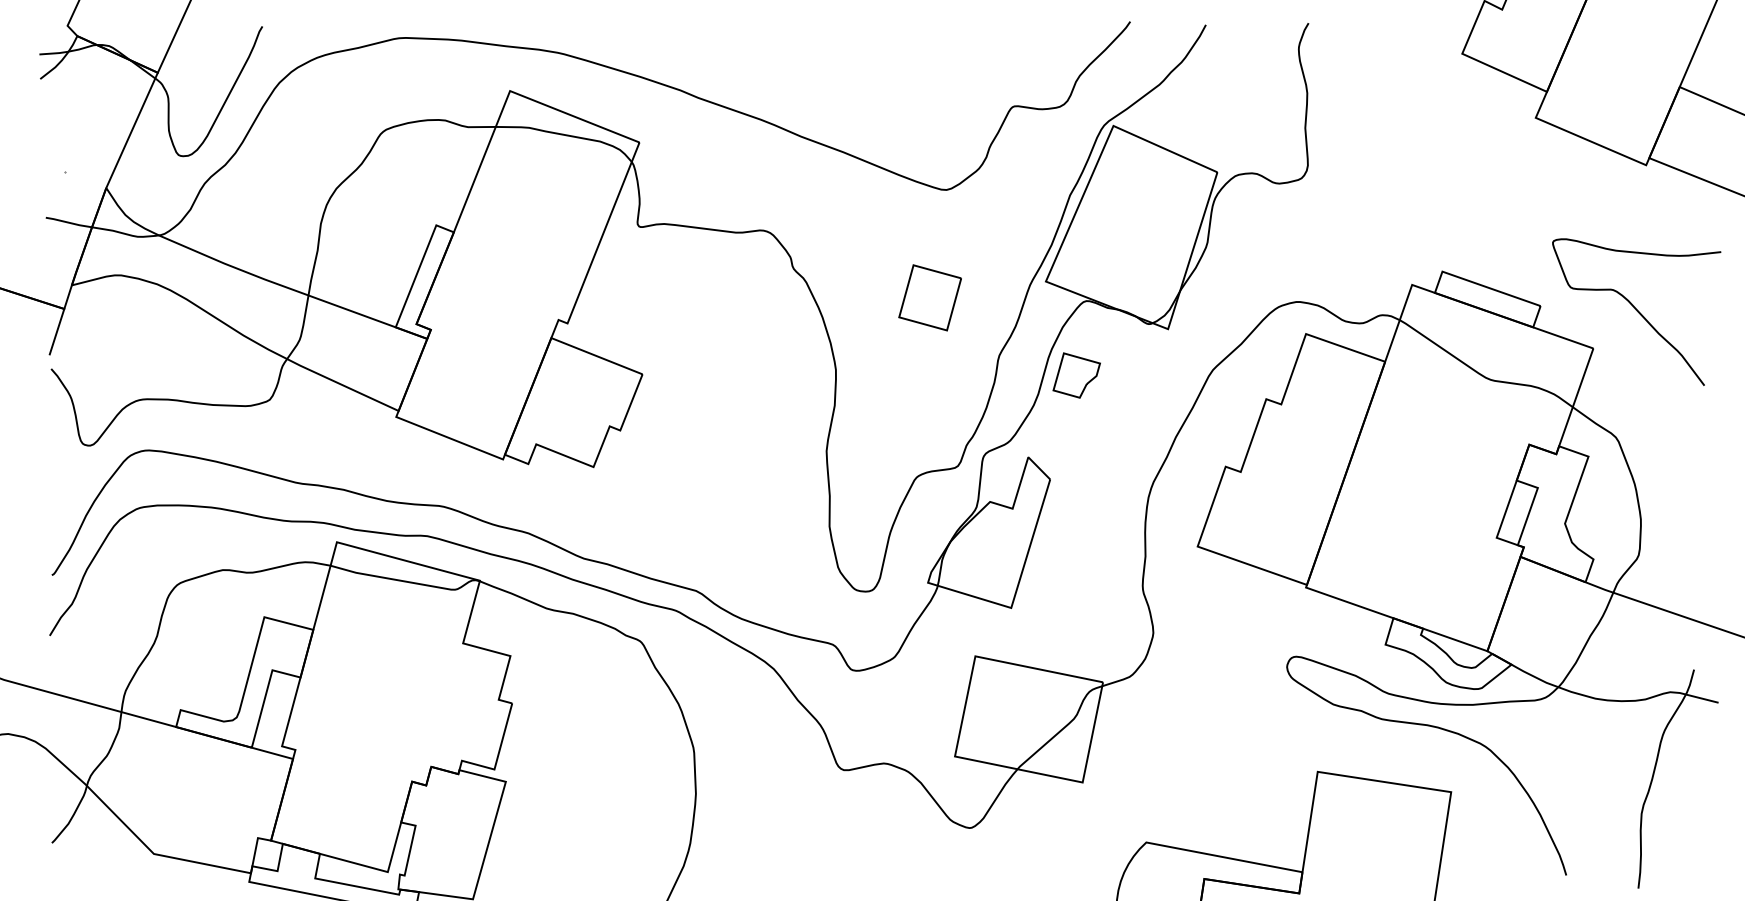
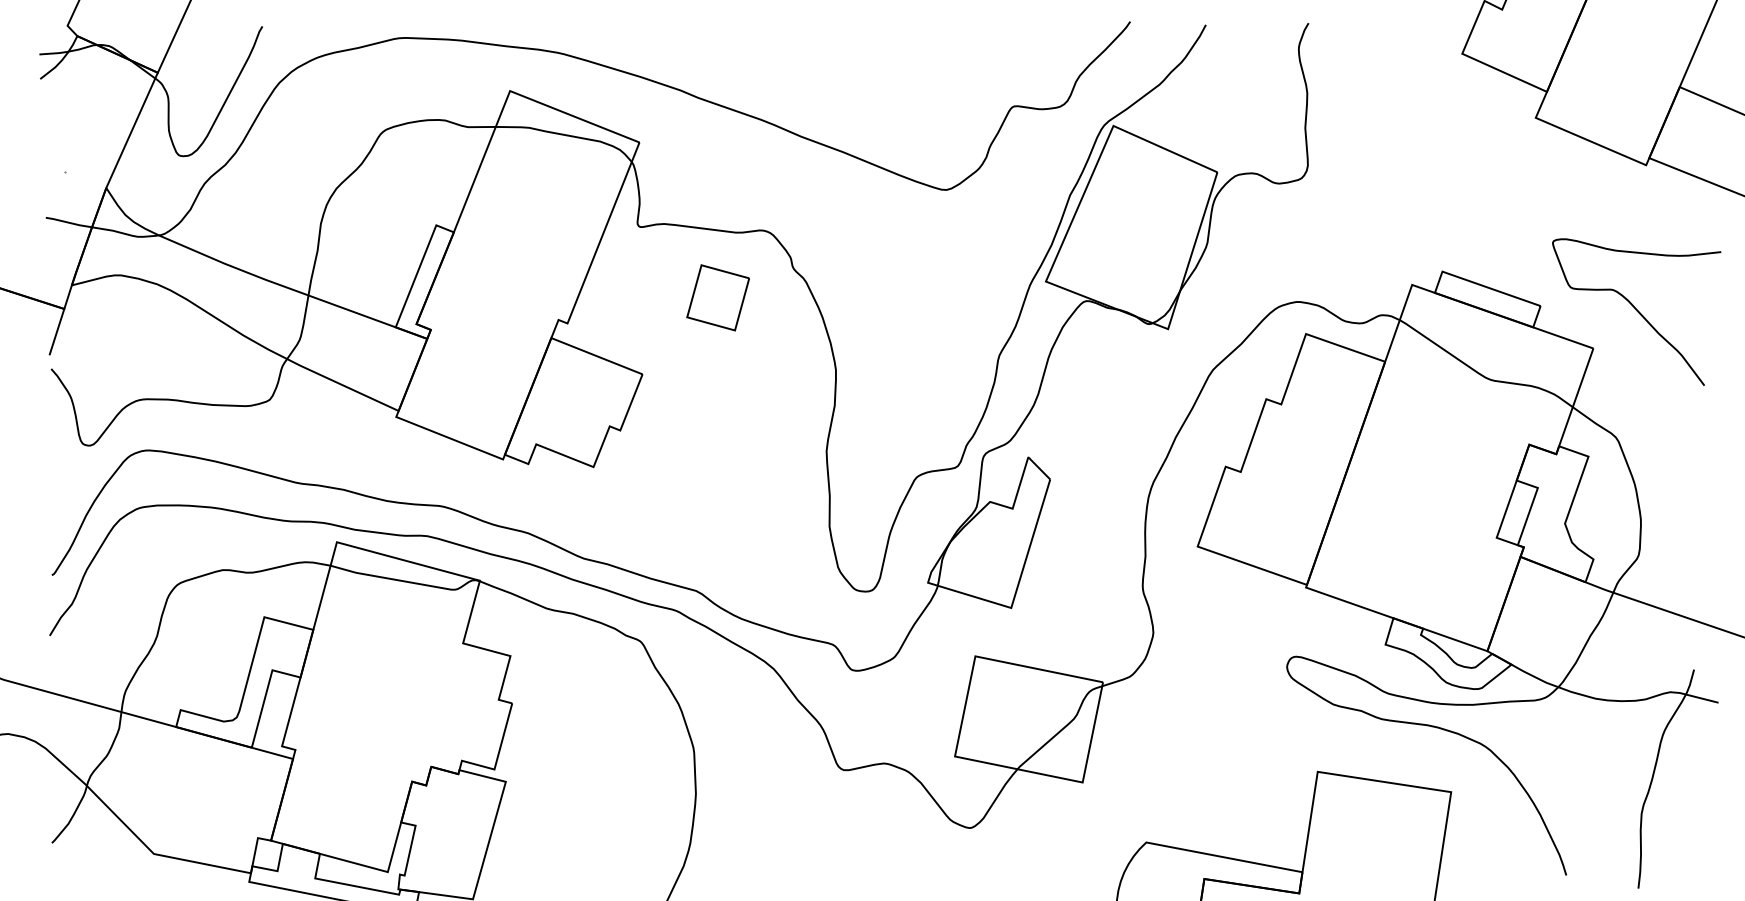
part position: (929, 297) -> (717, 297) (717, 297)
part: present -> none (1076, 375)
